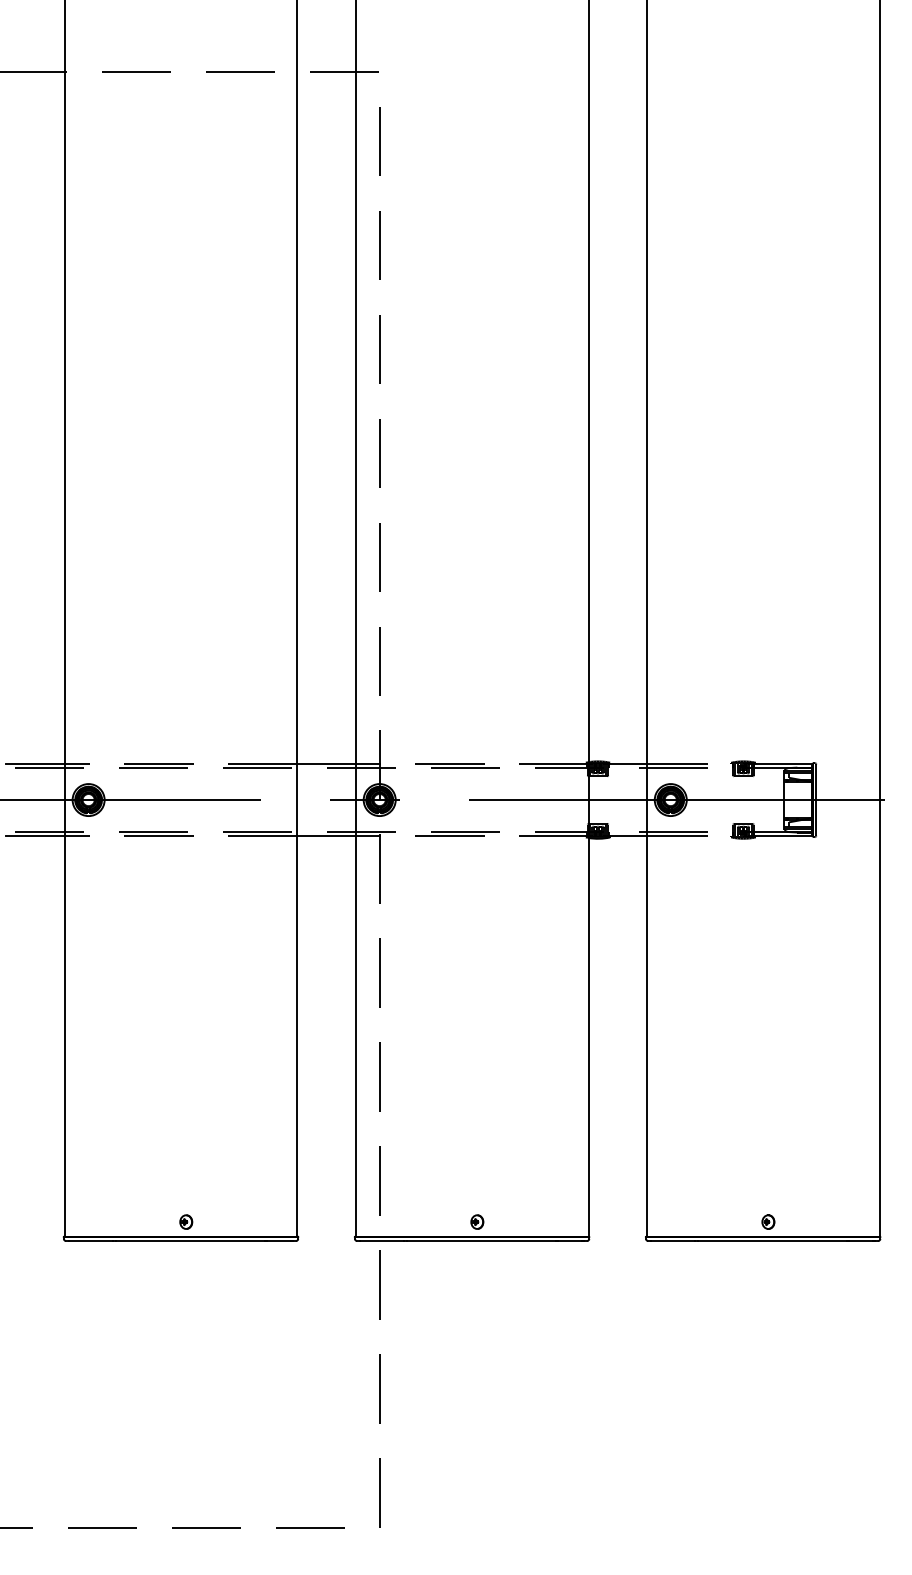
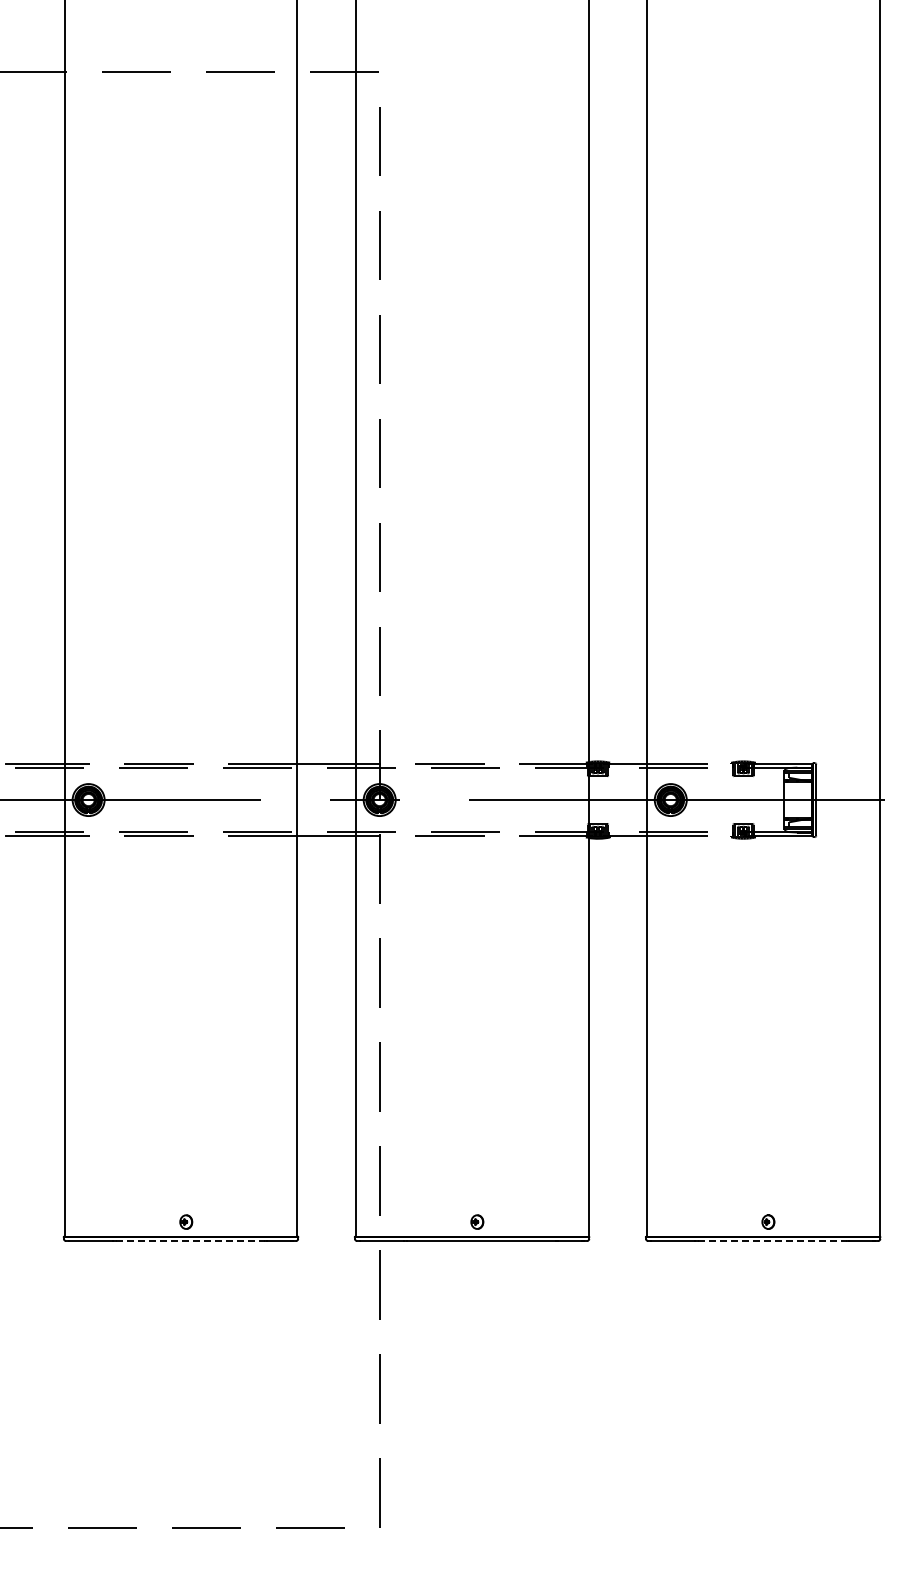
line: solid -> dashed (190, 1241)
line: solid -> dashed (772, 1241)
